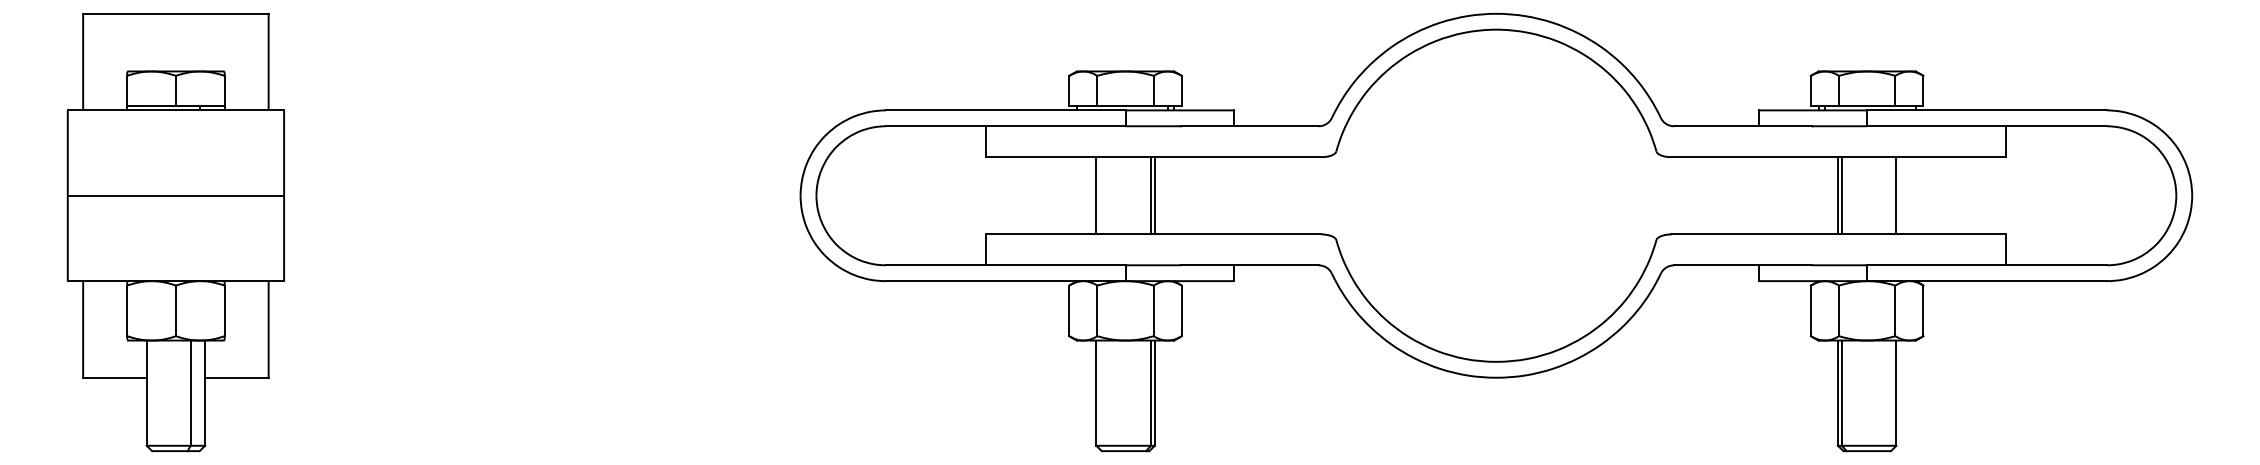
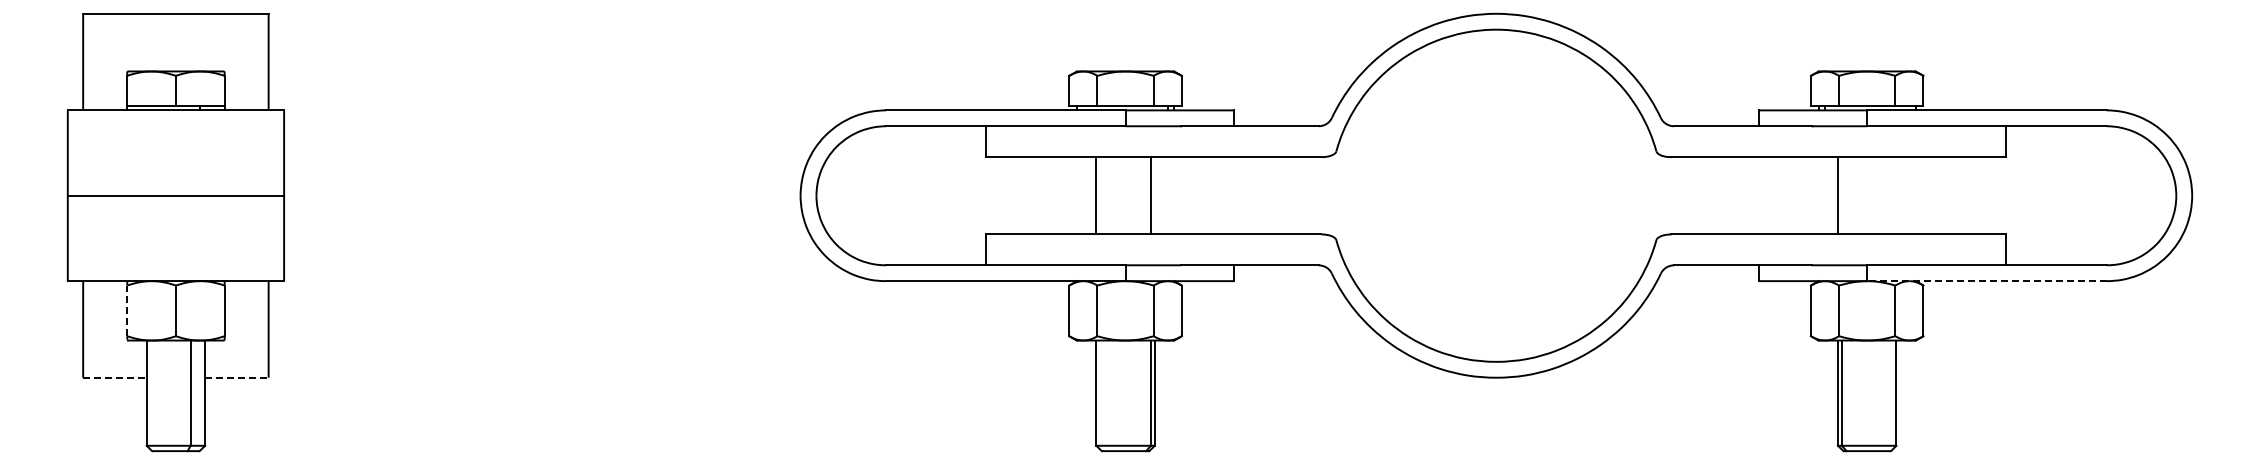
line: present -> none (1154, 195)
line: present -> none (1841, 195)
line: present -> none (1896, 195)
line: solid -> dashed (1987, 281)
line: solid -> dashed (127, 310)
line: solid -> dashed (114, 377)
line: solid -> dashed (236, 377)
